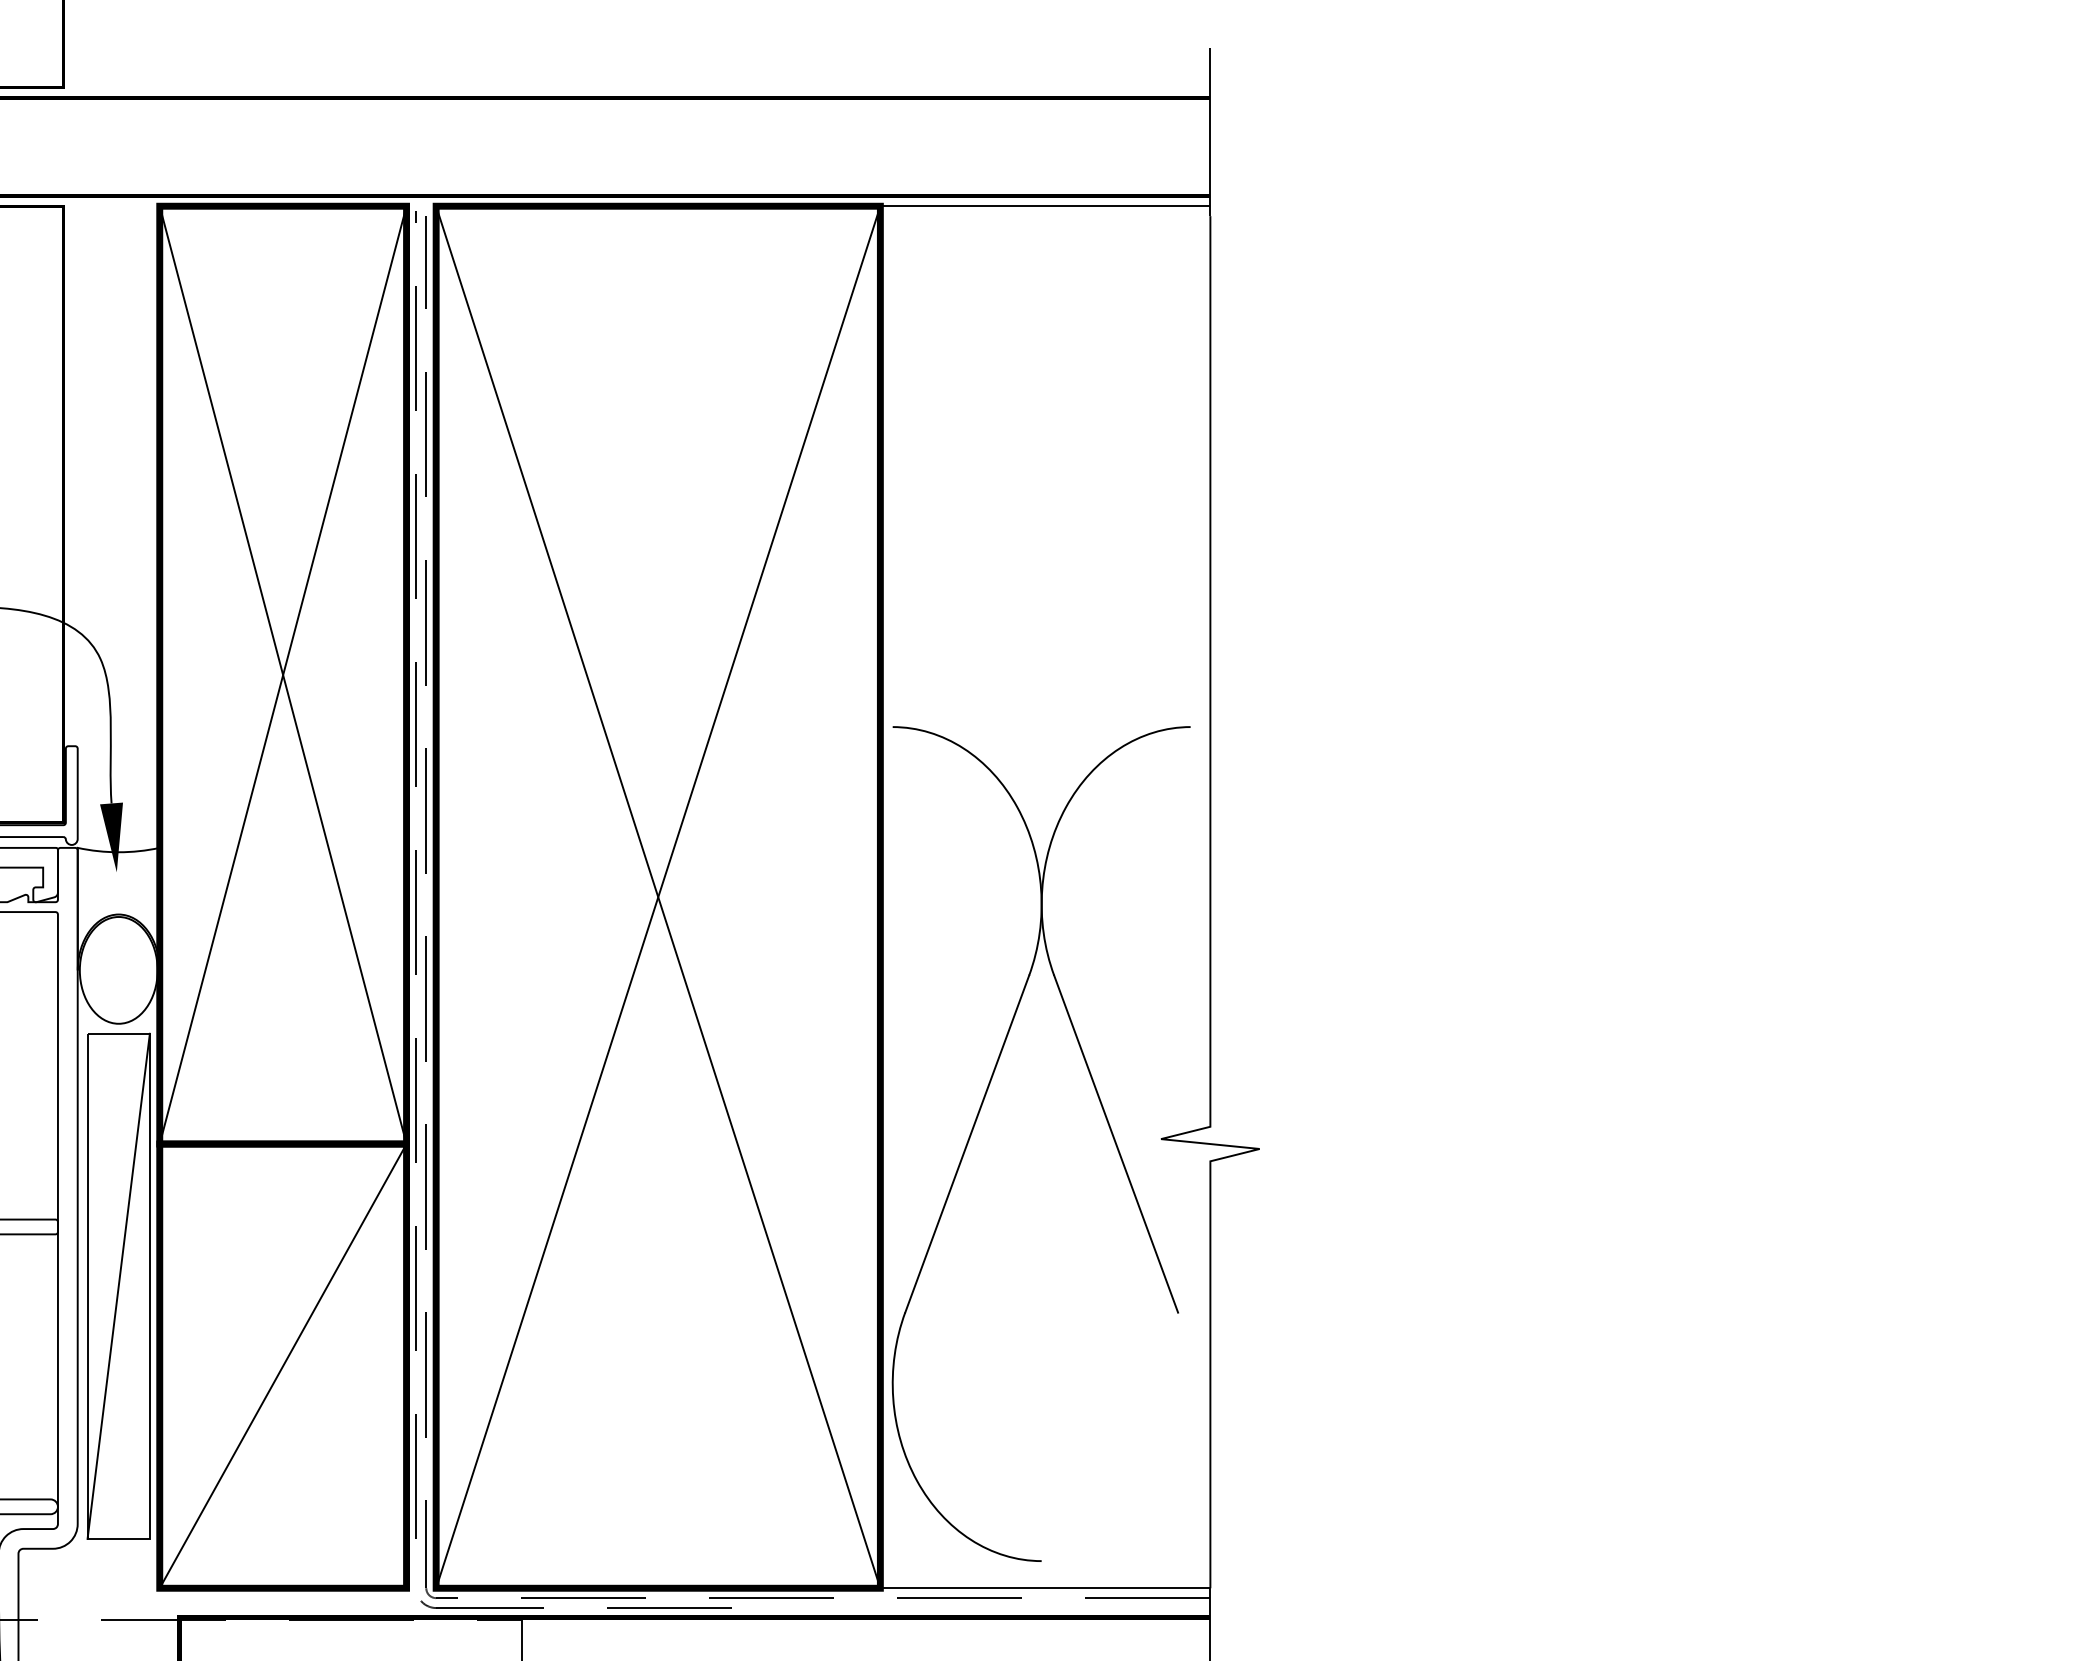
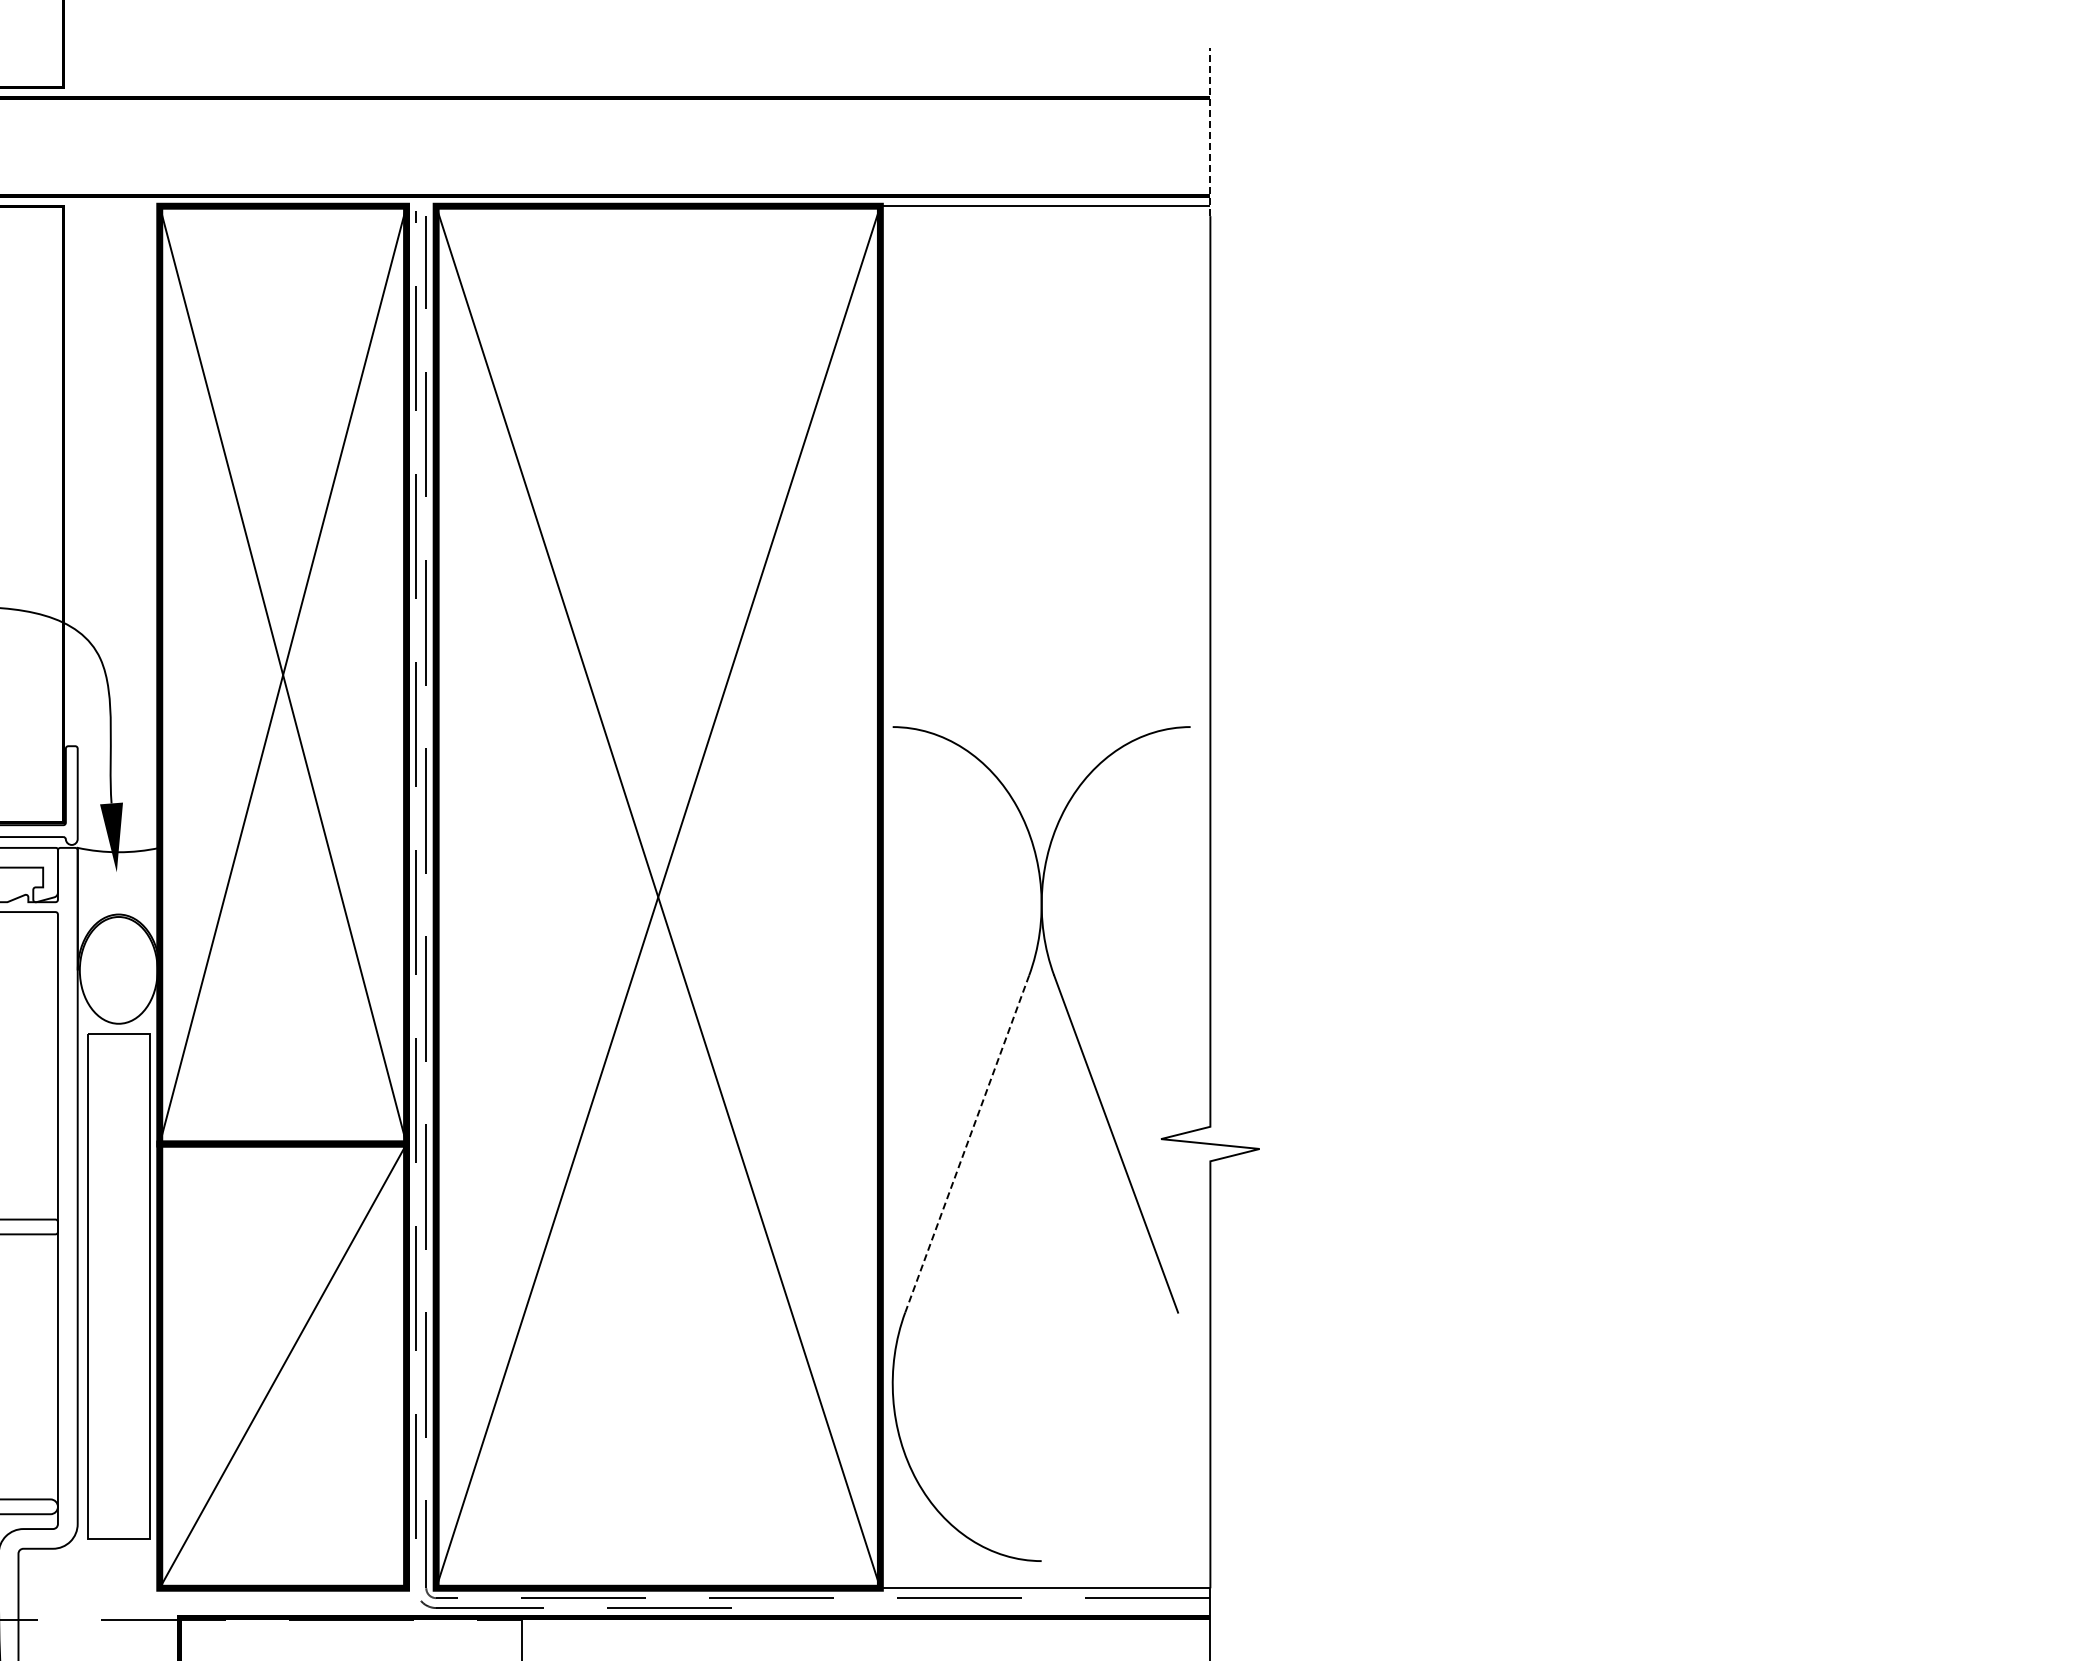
line: solid -> dashed (1210, 132)
line: solid -> dashed (967, 1144)
line: present -> none (118, 1285)
